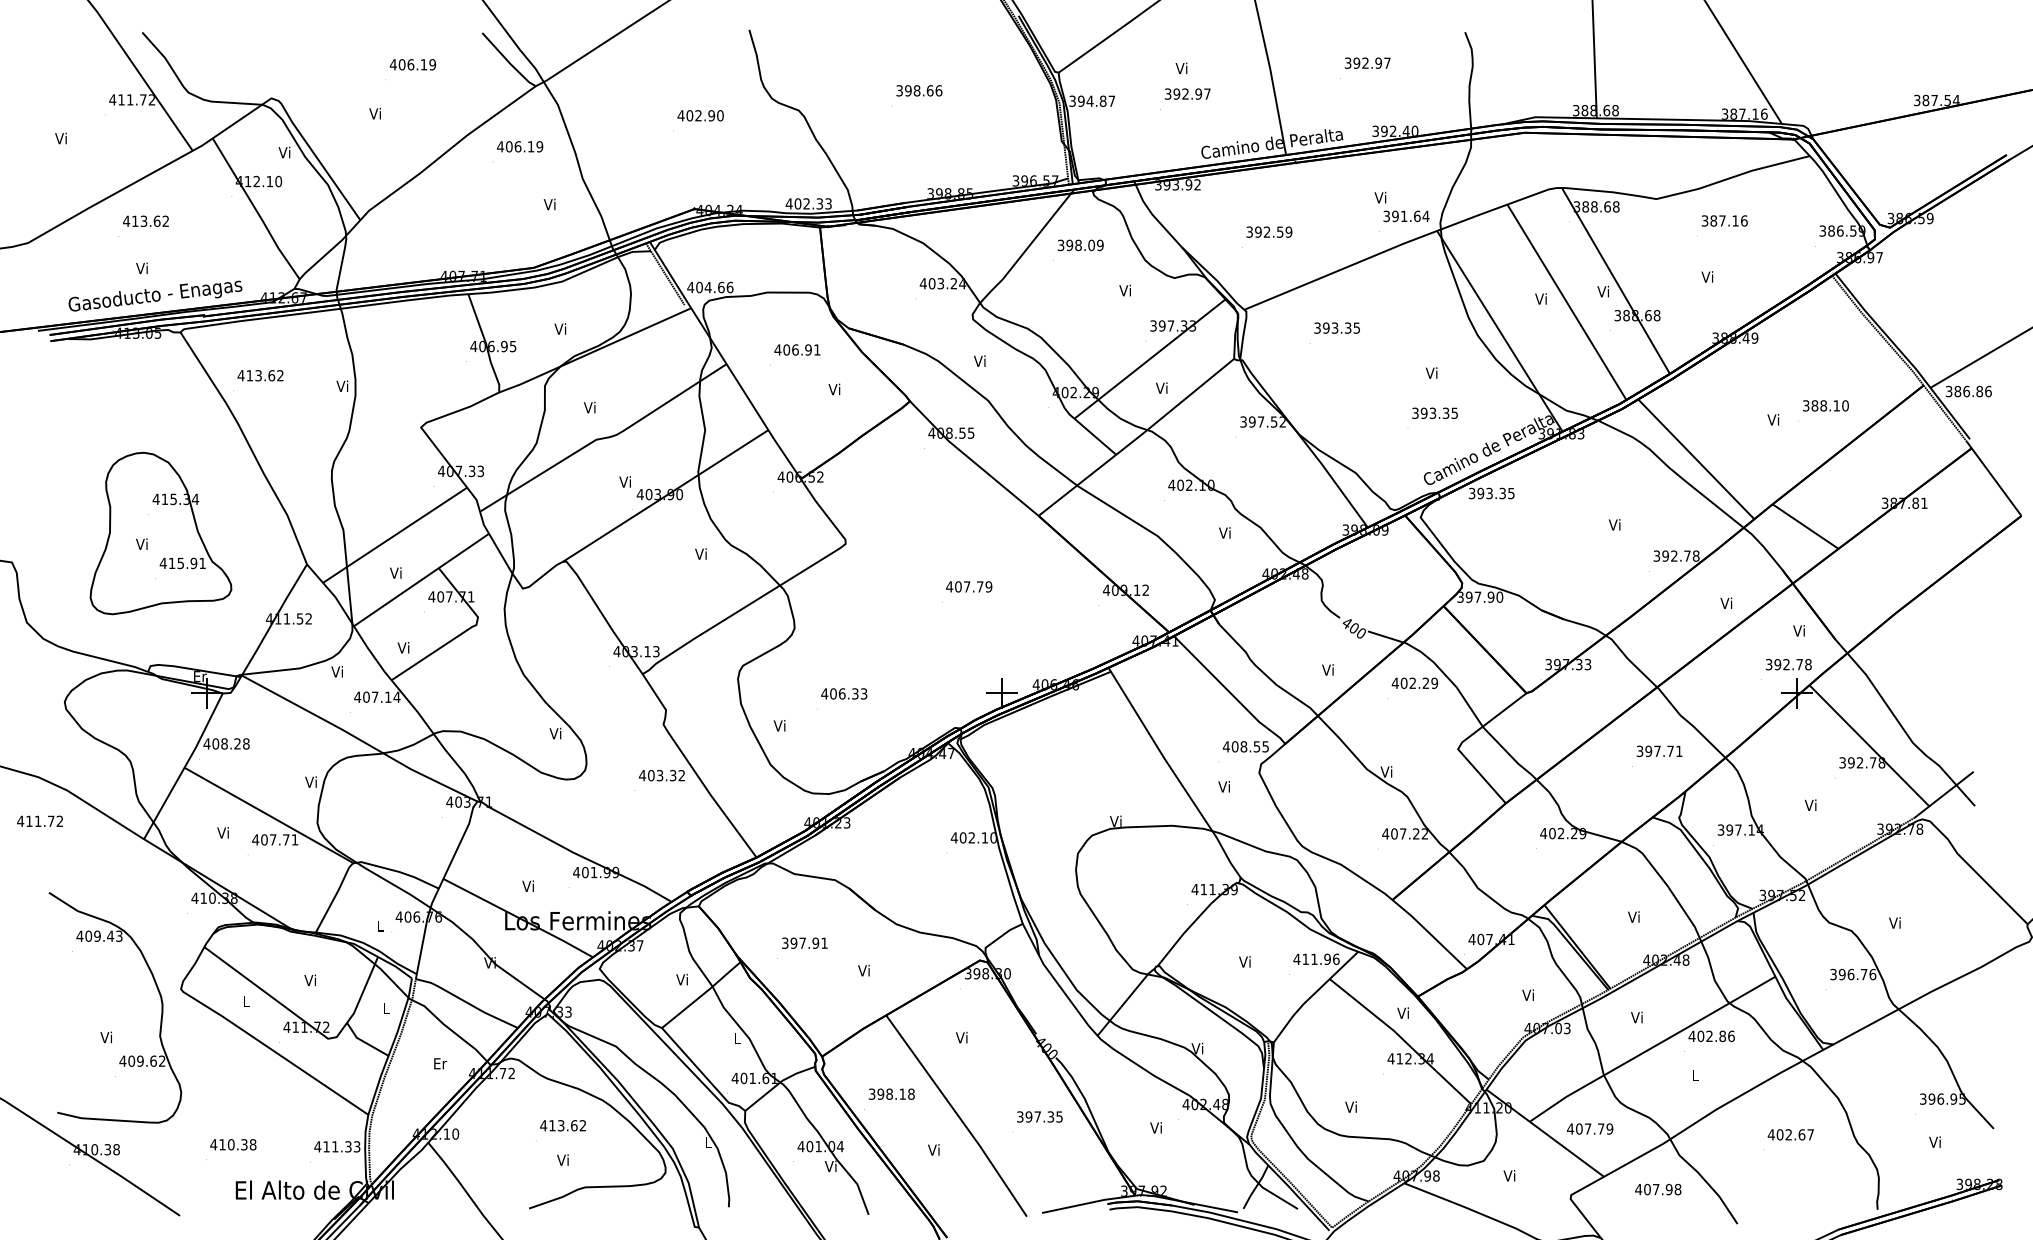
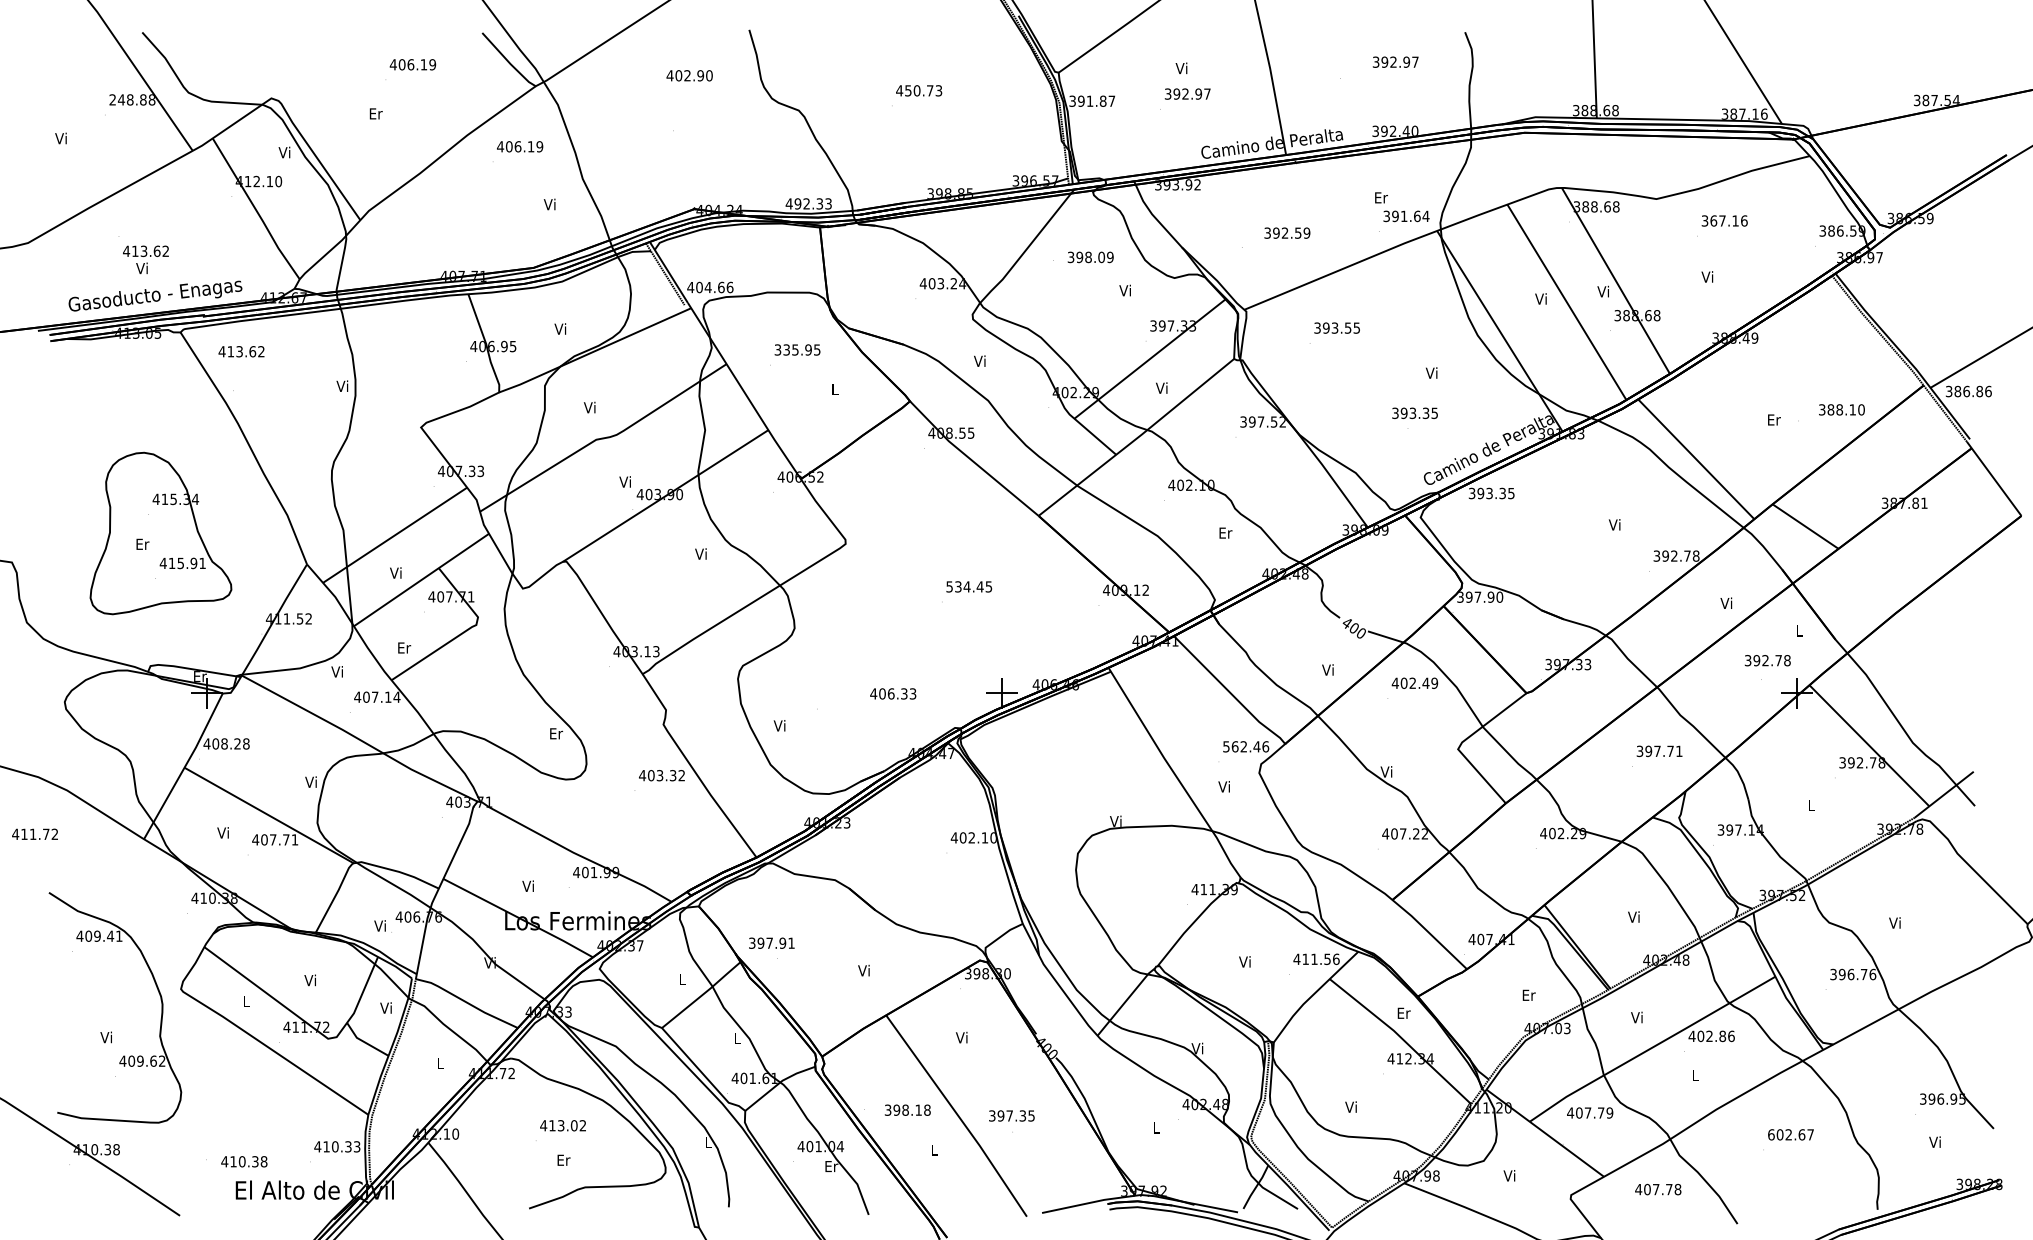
text position: (1367, 62) -> (1395, 61) (1395, 61)
text: 398.66 -> 450.73 (919, 90)
text: 411.72 -> 248.88 (132, 99)
text: 394.87 -> 391.87 (1089, 100)
text: Vi -> Er (375, 113)
text position: (700, 115) -> (689, 75) (689, 75)
text: Vi -> Er (1380, 197)
text: 402.33 -> 492.33 (797, 203)
text position: (145, 220) -> (145, 250) (145, 250)
text: 387.16 -> 367.16 (1713, 220)
text position: (1269, 231) -> (1287, 232) (1287, 232)
text position: (1080, 245) -> (1090, 257) (1090, 257)
text: 393.35 -> 393.55 (1348, 327)
text: 406.91 -> 335.95 (797, 349)
text position: (260, 375) -> (241, 351) (241, 351)
text: Vi -> L (834, 389)
text position: (1825, 405) -> (1841, 409) (1841, 409)
text position: (1434, 412) -> (1414, 412) (1414, 412)
text: Vi -> Er (1773, 419)
text: Vi -> Er (1225, 532)
text: Vi -> Er (142, 543)
text: 407.79 -> 534.45 (969, 586)
text: Vi -> L (1798, 630)
text: Vi -> Er (404, 647)
text position: (1788, 664) -> (1767, 660) (1767, 660)
text: 402.29 -> 402.49 (1425, 682)
text position: (844, 693) -> (893, 693) (893, 693)
text: Vi -> Er (556, 733)
text: 408.55 -> 562.46 (1245, 746)
text: Vi -> L (1810, 804)
text position: (39, 820) -> (34, 833) (34, 833)
text: L -> Vi (379, 925)
text: 409.43 -> 409.41 (119, 935)
text position: (804, 942) -> (771, 942) (771, 942)
text: 411.96 -> 411.56 (1327, 958)
text: Vi -> L (681, 979)
text: Vi -> Er (1528, 994)
text: L -> Vi (385, 1007)
text: Vi -> Er (1403, 1012)
text: Er -> L (440, 1063)
text position: (891, 1093) -> (907, 1109) (907, 1109)
text position: (1039, 1116) -> (1011, 1115) (1011, 1115)
text: 413.62 -> 413.02 (574, 1125)
text: Vi -> L (1155, 1127)
text position: (1590, 1128) -> (1590, 1112) (1590, 1112)
text: 402.67 -> 602.67 (1770, 1134)
text position: (233, 1144) -> (244, 1161) (244, 1161)
text: 411.33 -> 410.33 (335, 1146)
text: Vi -> L (933, 1149)
text: Vi -> Er (563, 1159)
text: Vi -> Er (831, 1166)
text: 407.98 -> 407.78 (1668, 1189)
